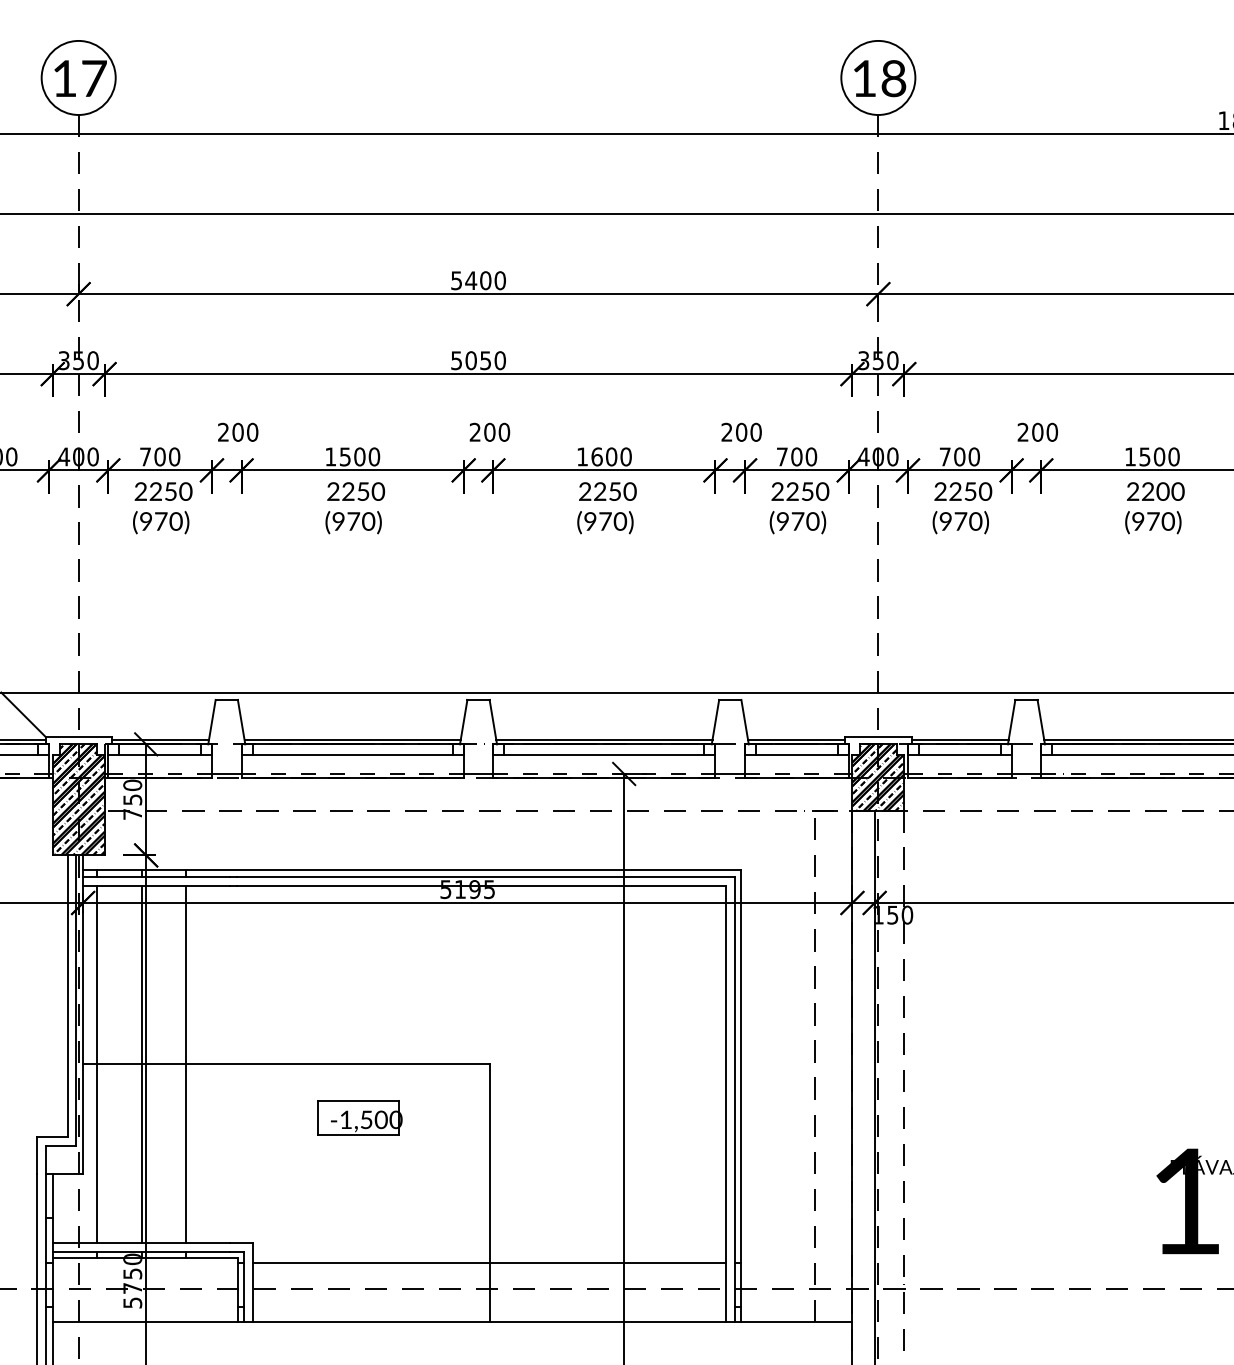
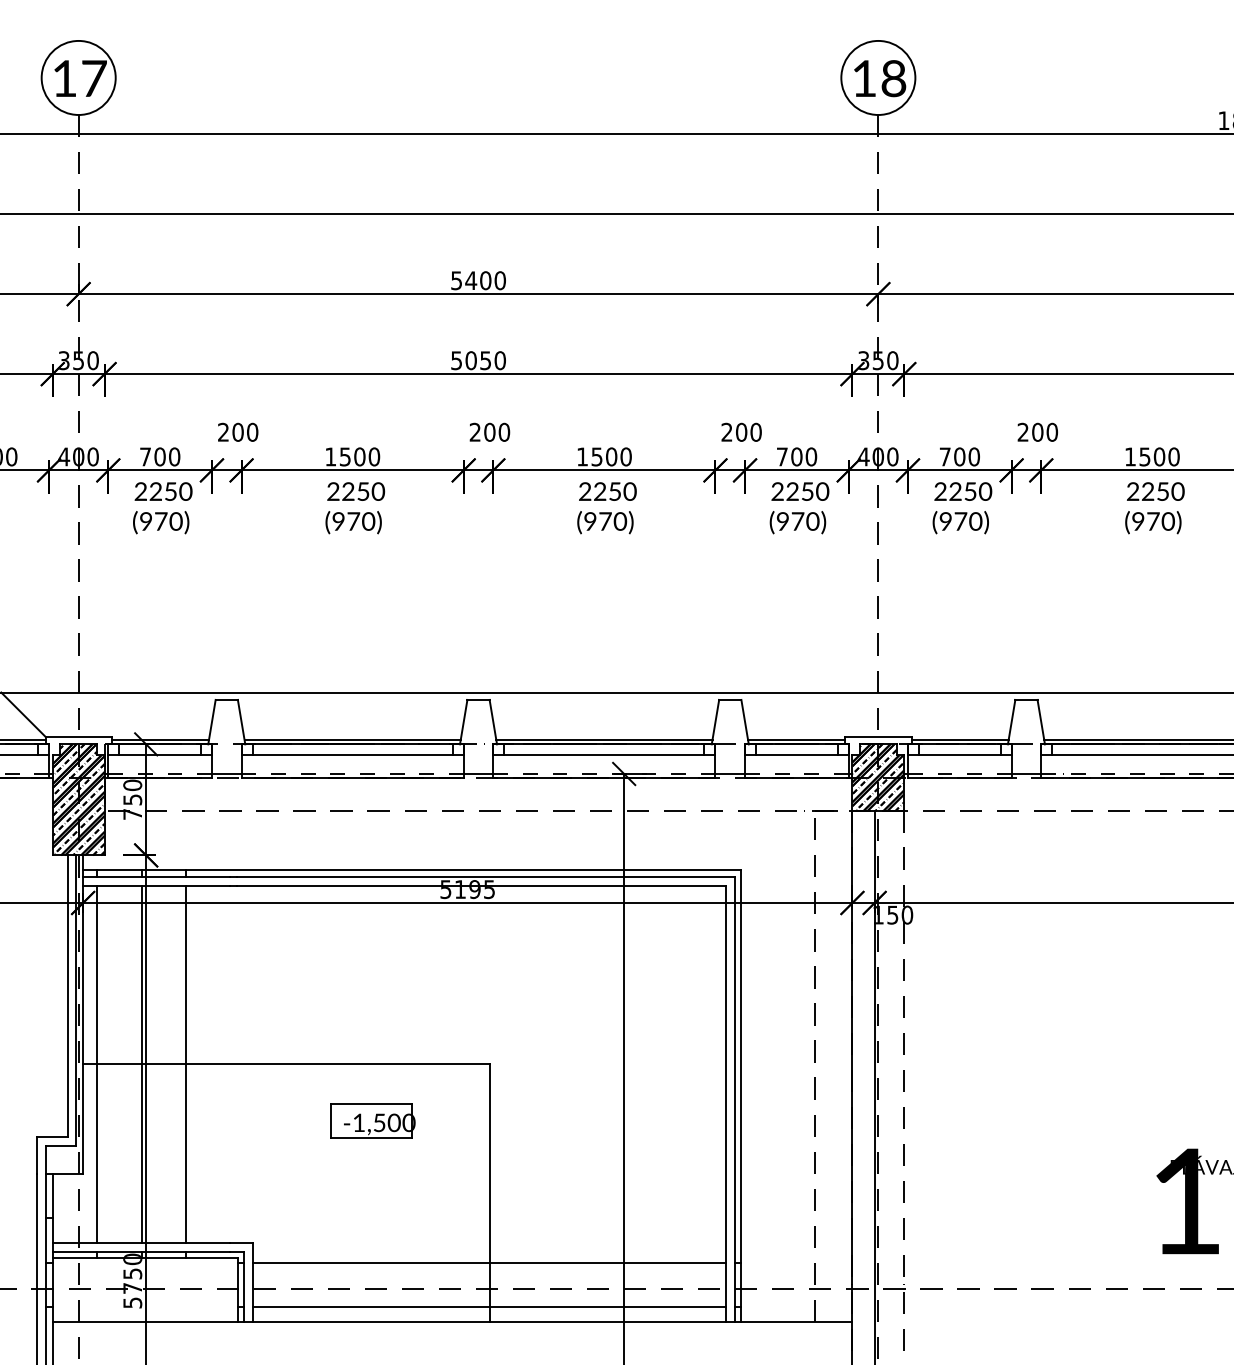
text: 1600 -> 1500 (596, 456)
text: 2200 -> 2250 (1162, 491)
part position: (359, 1117) -> (372, 1120) (372, 1120)
line: none -> present (488, 1307)
